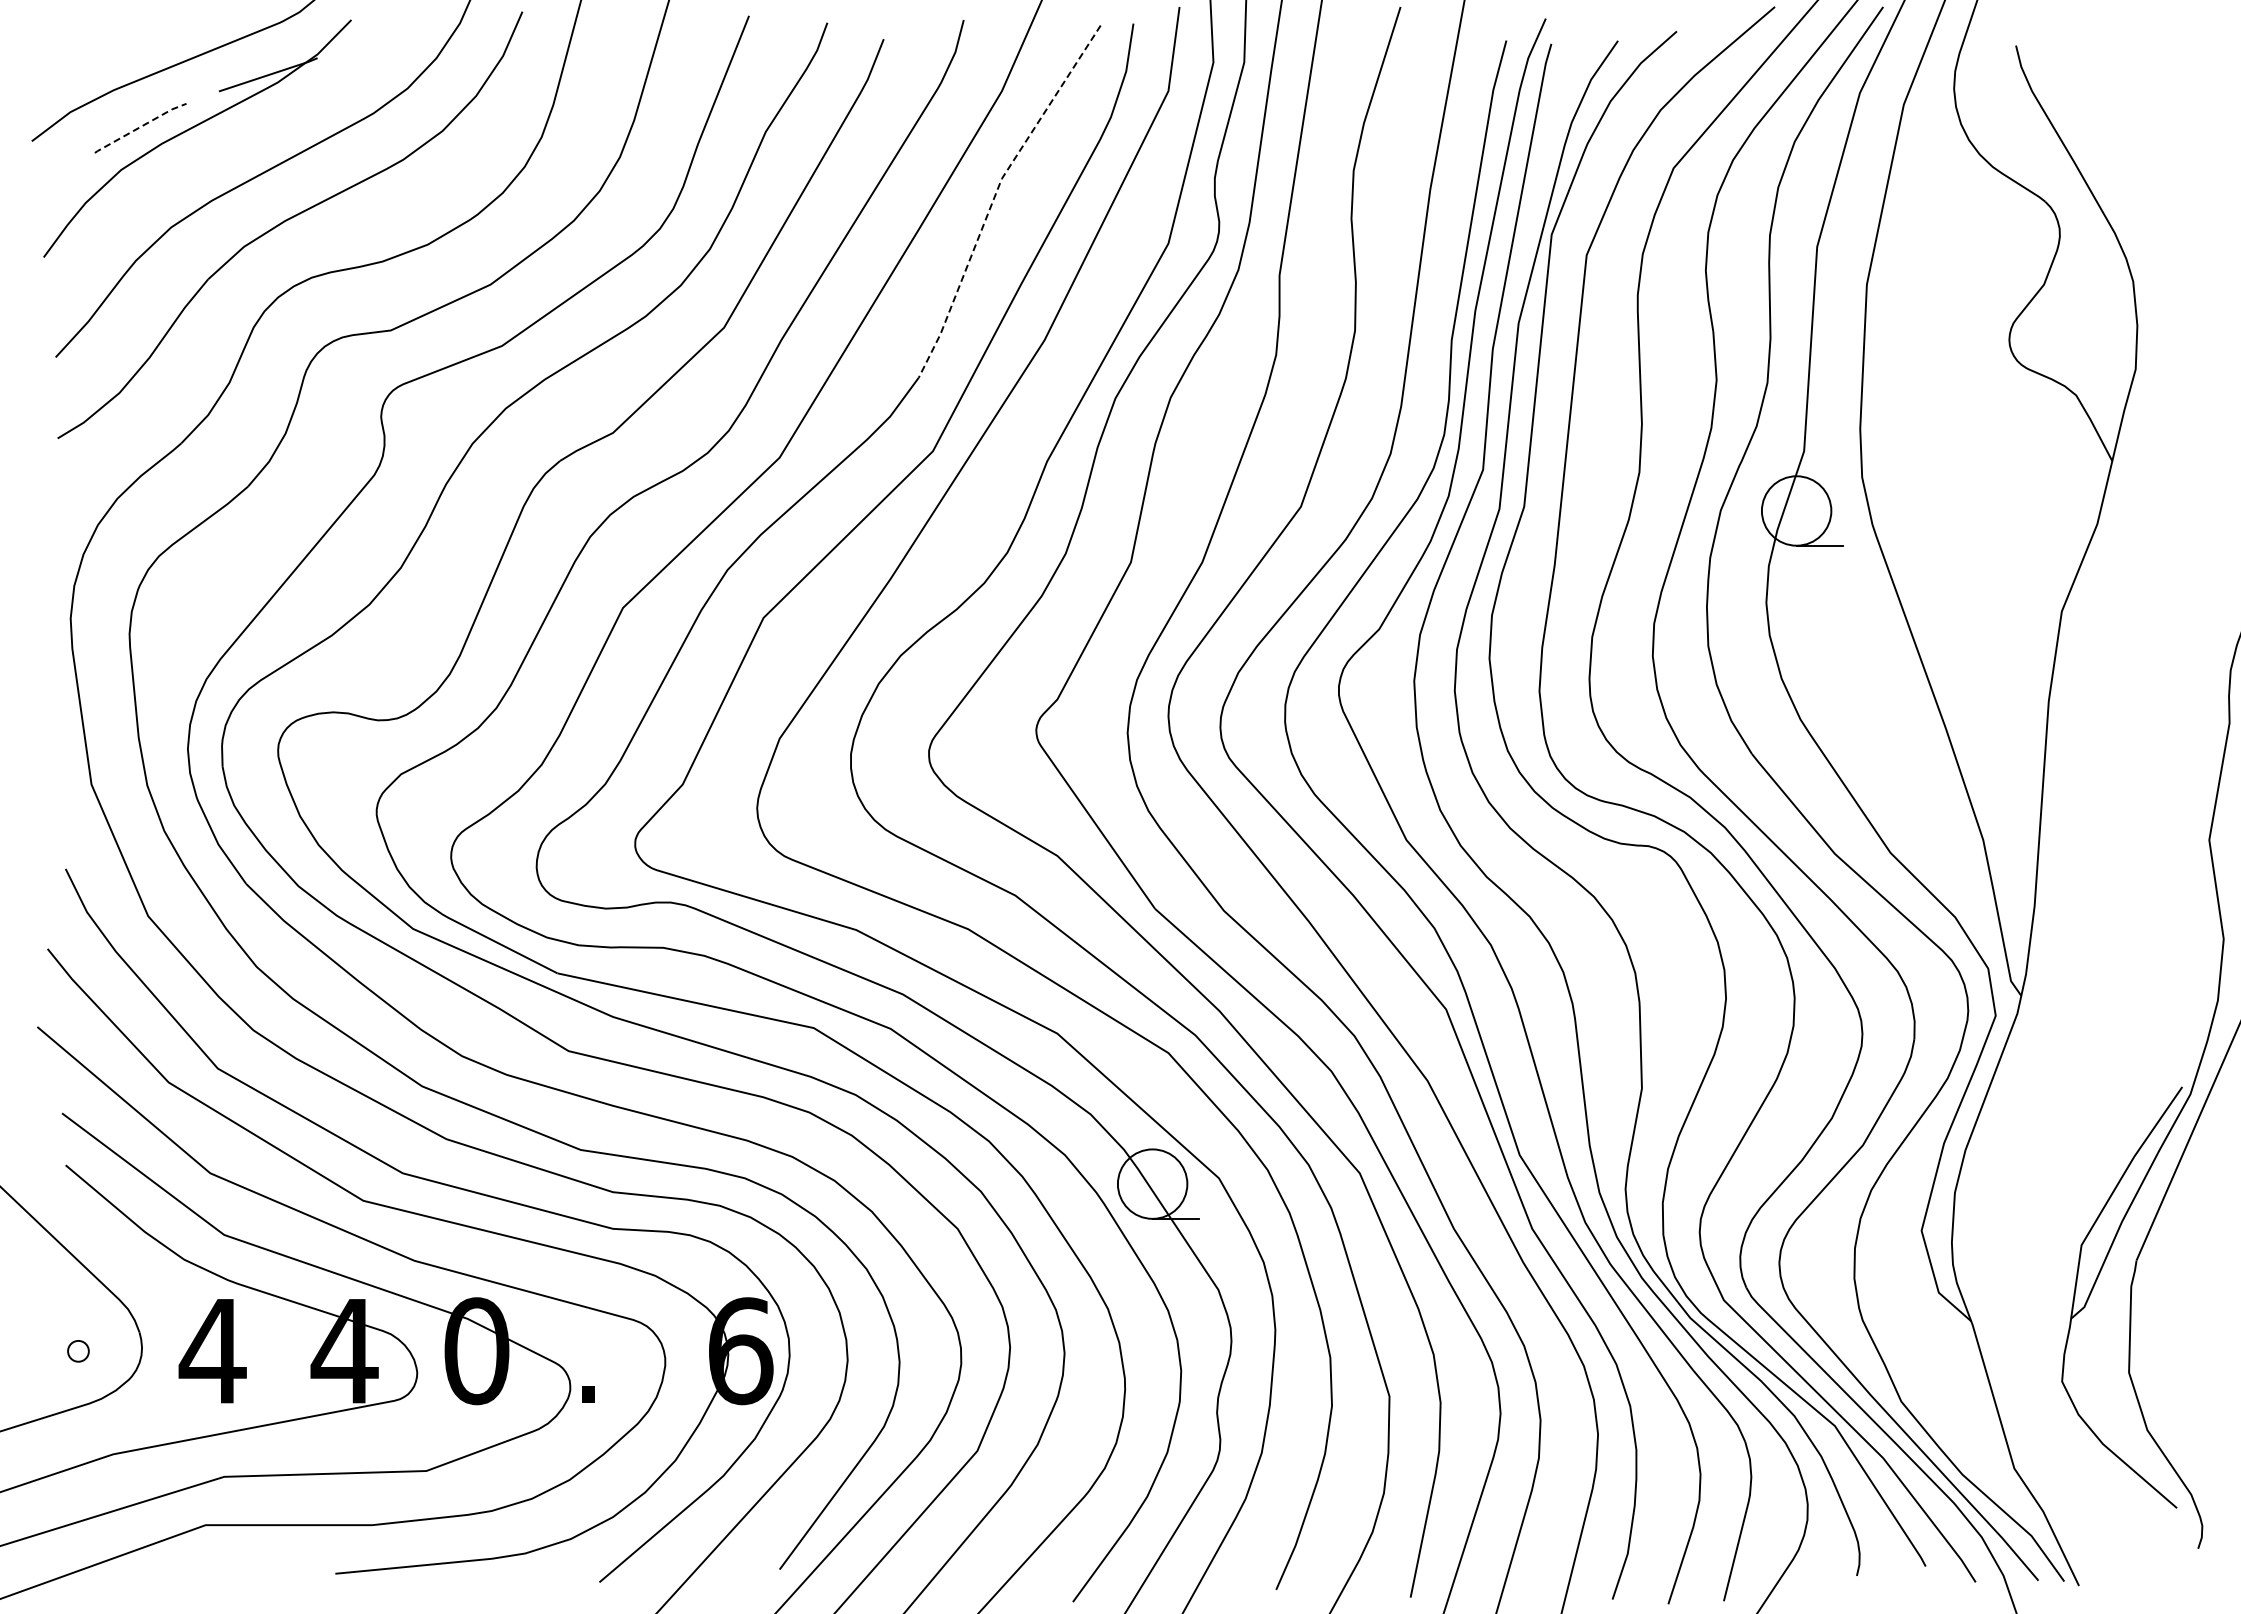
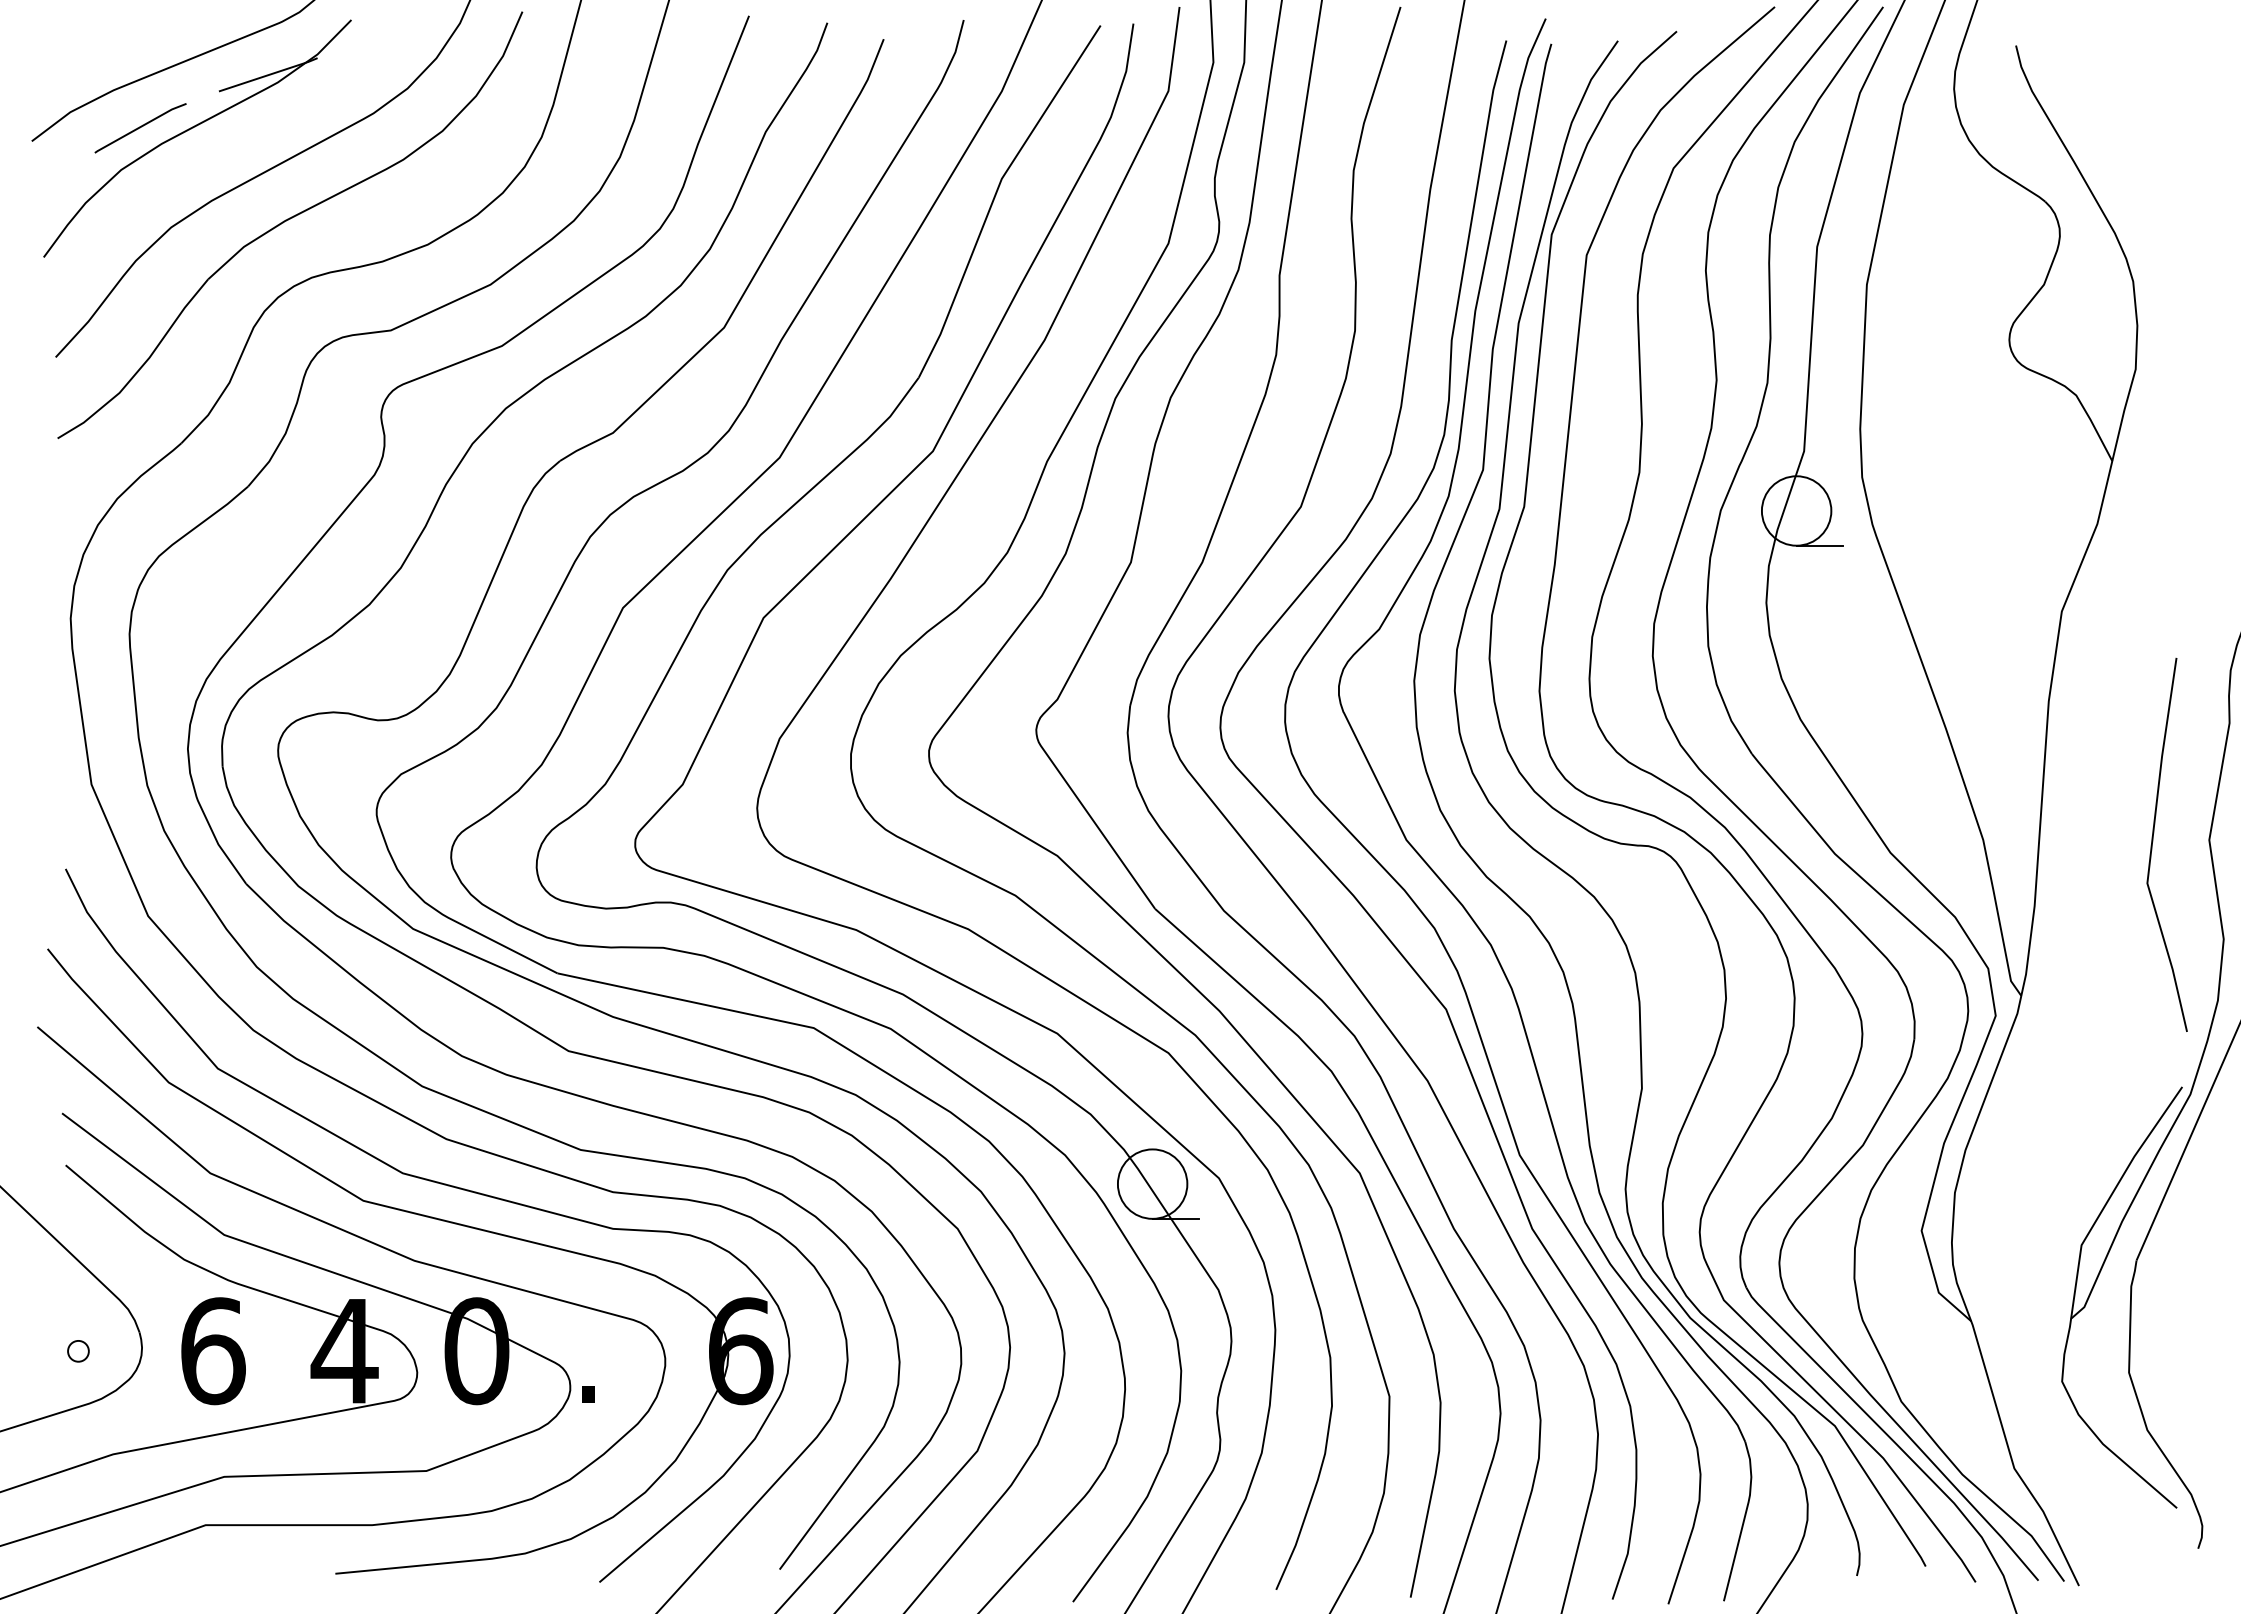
line: dashed -> solid (140, 127)
line: dashed -> solid (995, 194)
line: none -> present (2153, 841)
text: 4 -> 6 (212, 1351)
